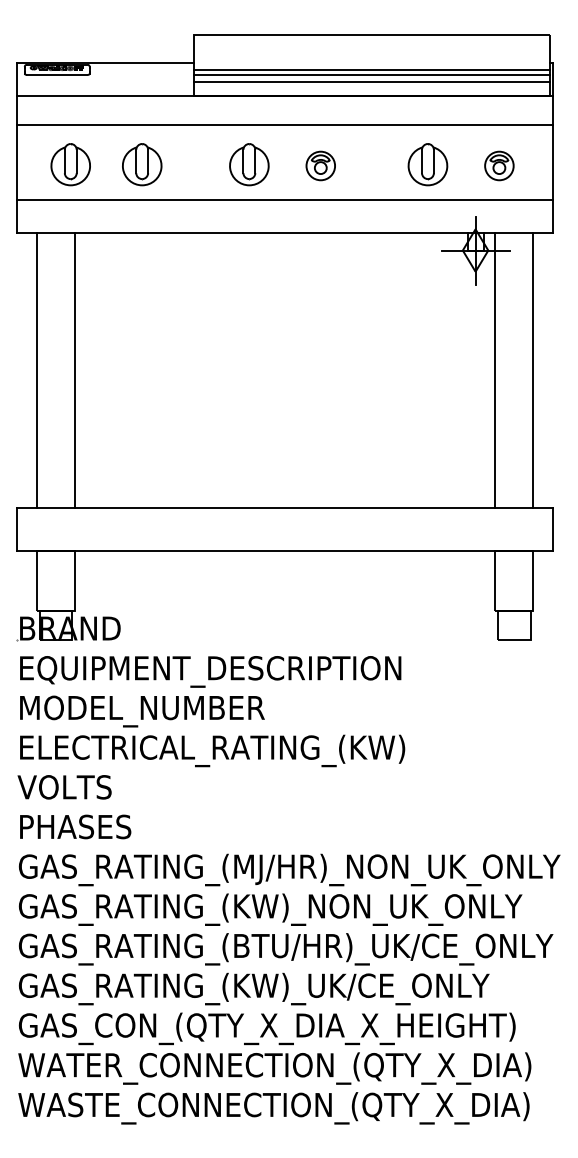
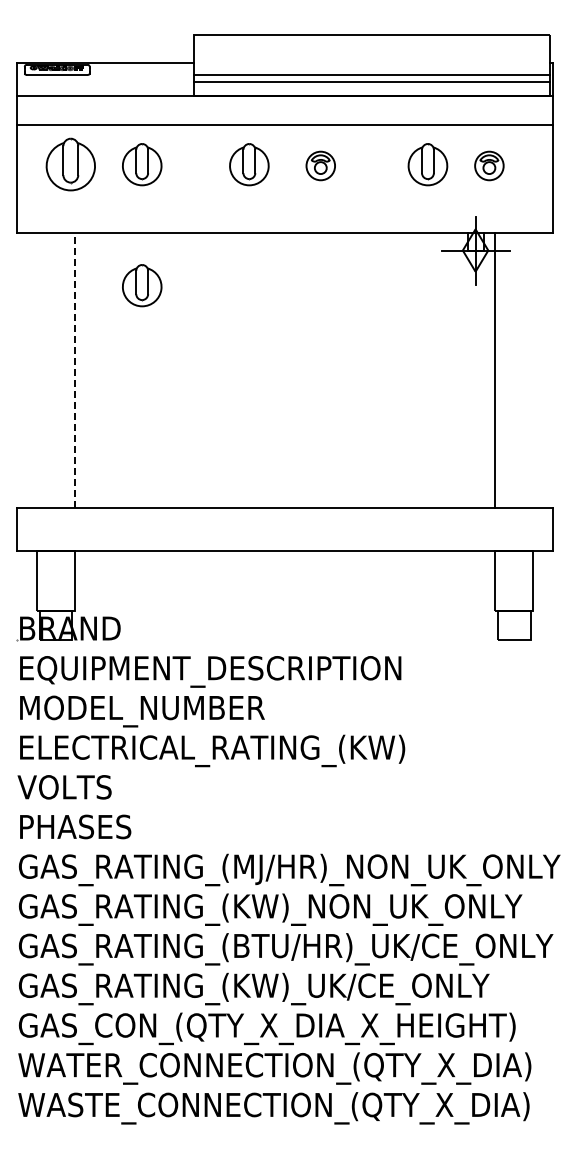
line: present -> none (371, 69)
part size: 41x44 px -> 51x55 px (70, 164)
part position: (499, 165) -> (489, 165) (489, 165)
line: present -> none (284, 199)
part: none -> present (142, 285)
line: present -> none (36, 370)
line: solid -> dashed (74, 370)
line: present -> none (533, 370)
